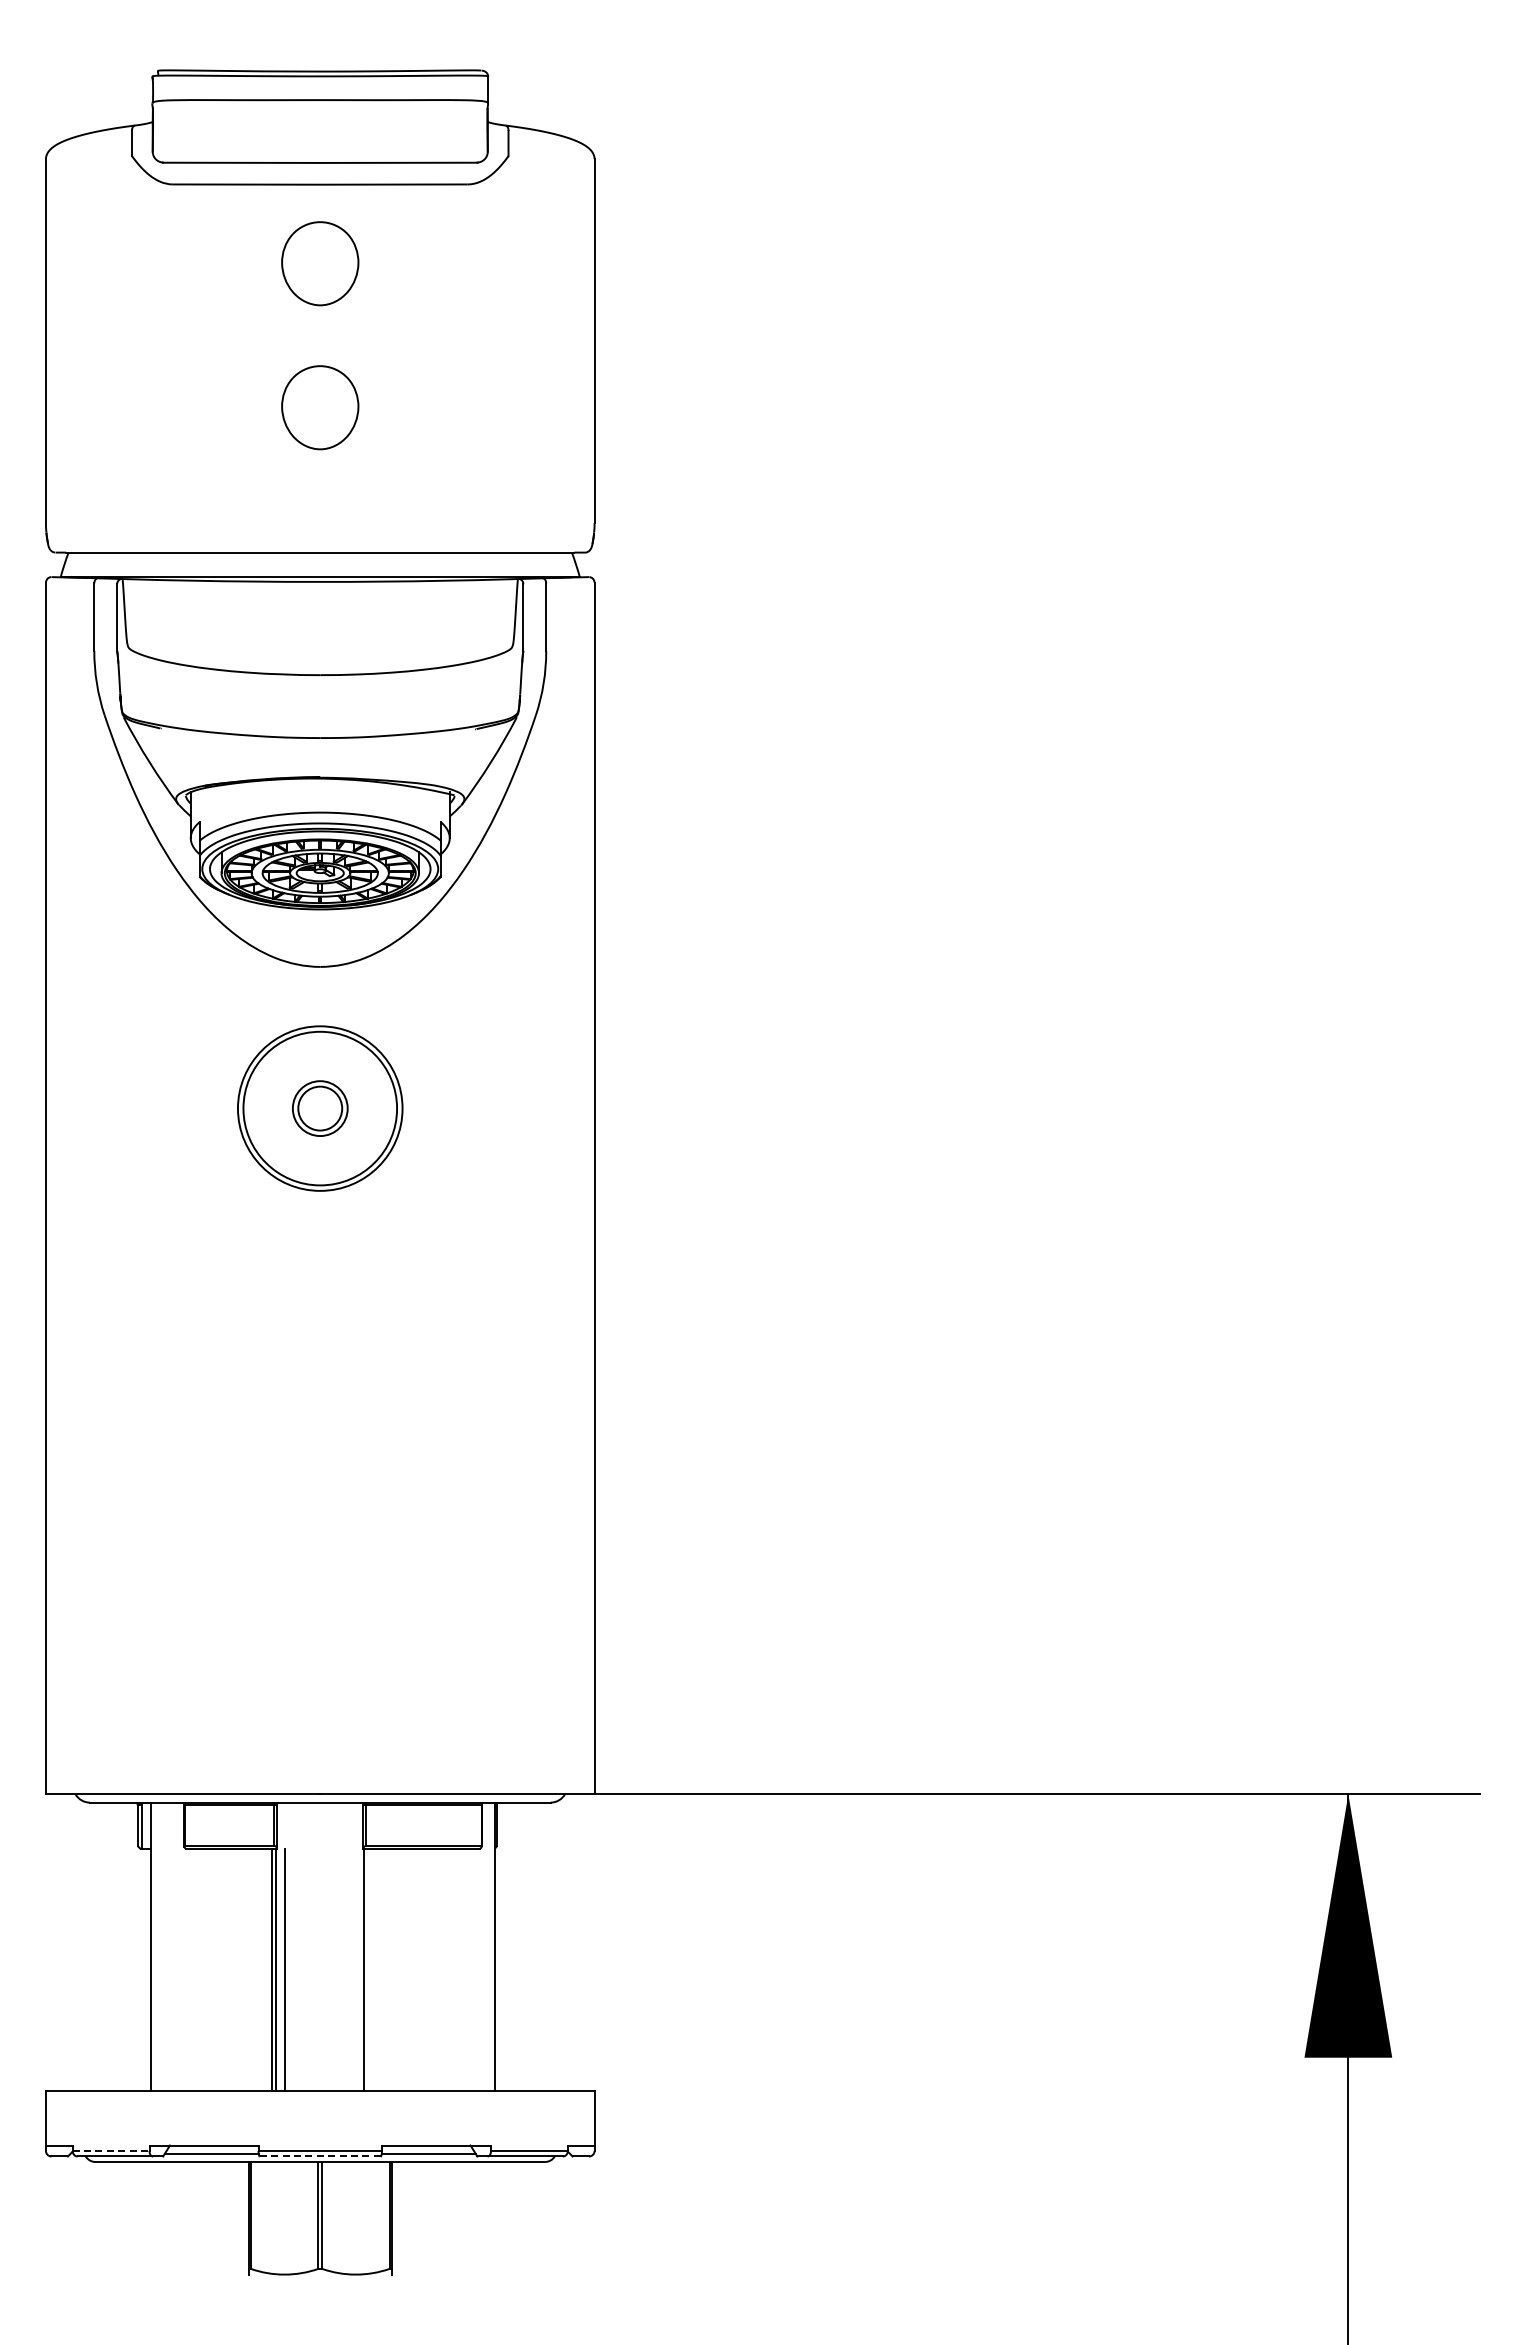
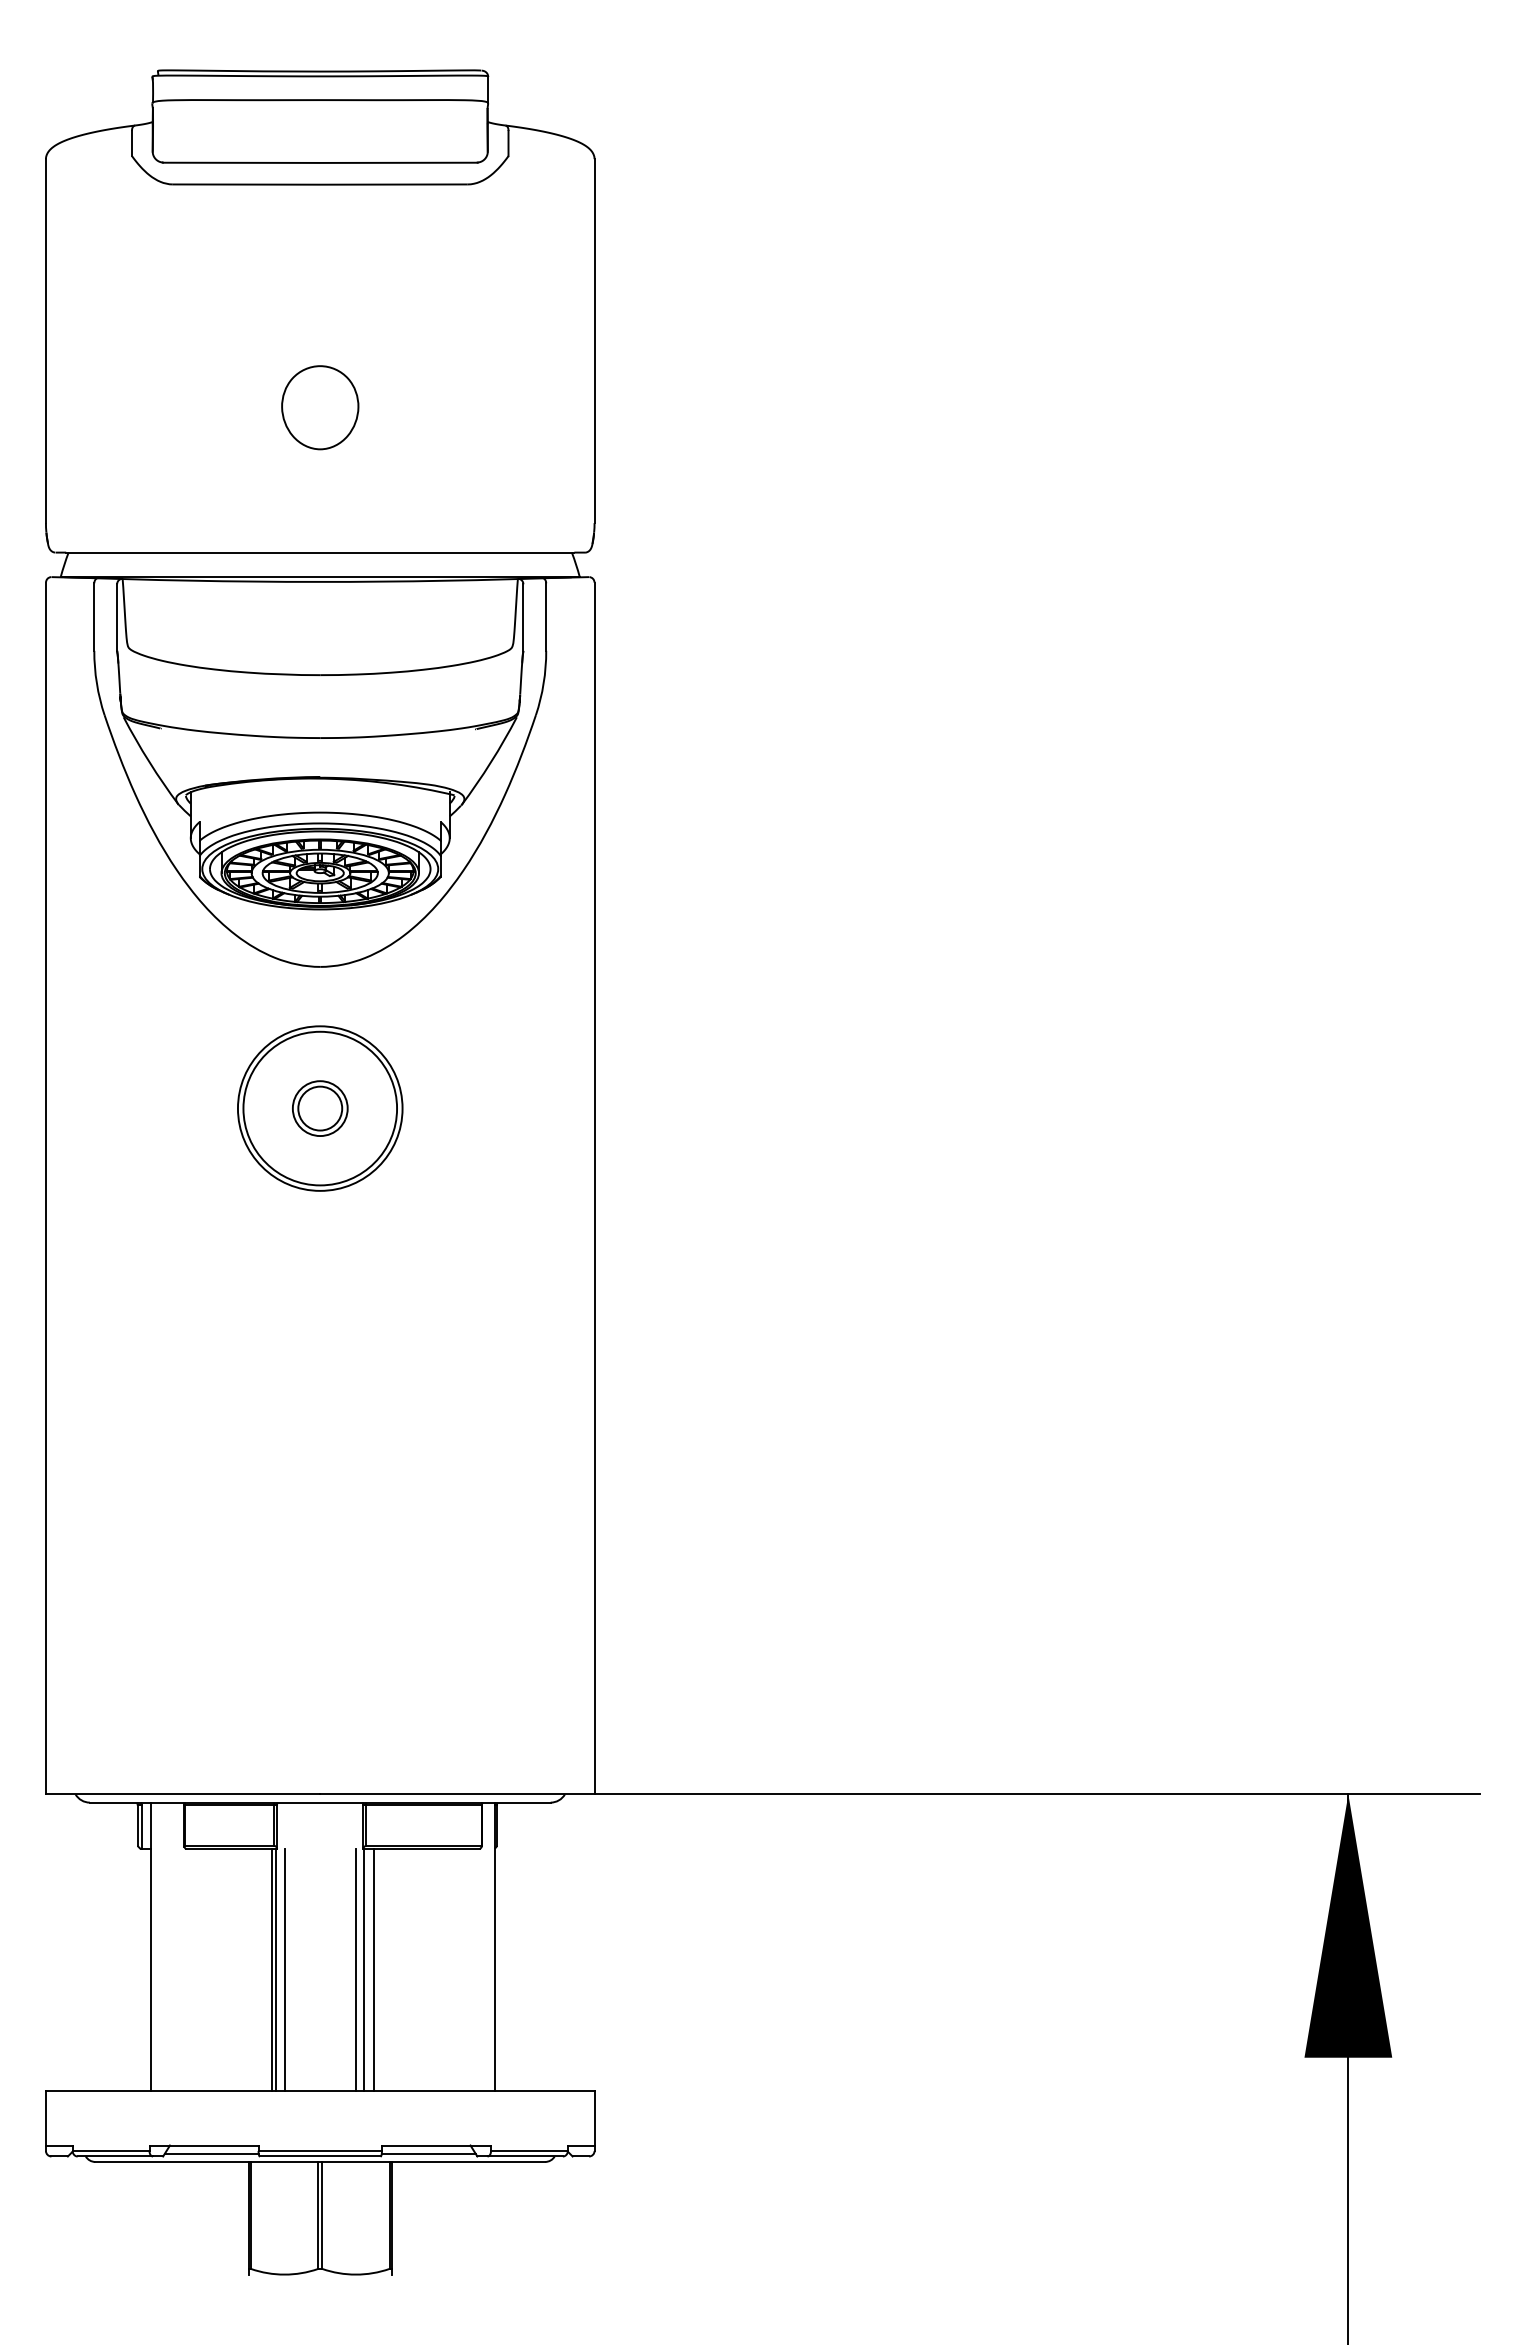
part: present -> none (320, 263)
line: none -> present (355, 1969)
line: none -> present (374, 1969)
line: dashed -> solid (111, 2150)
line: dashed -> solid (319, 2156)
